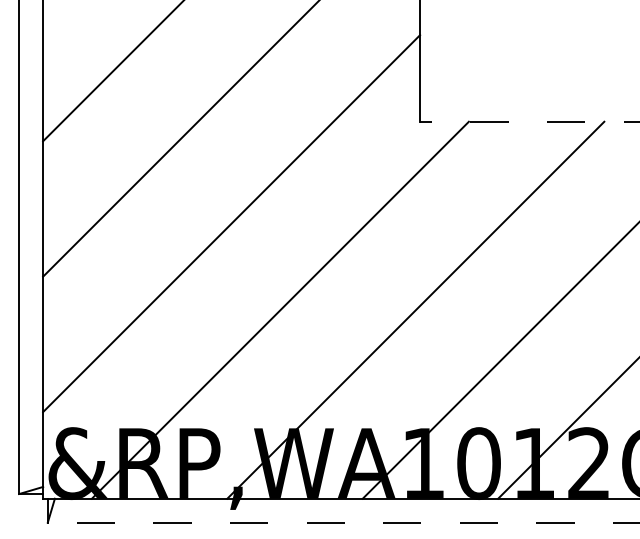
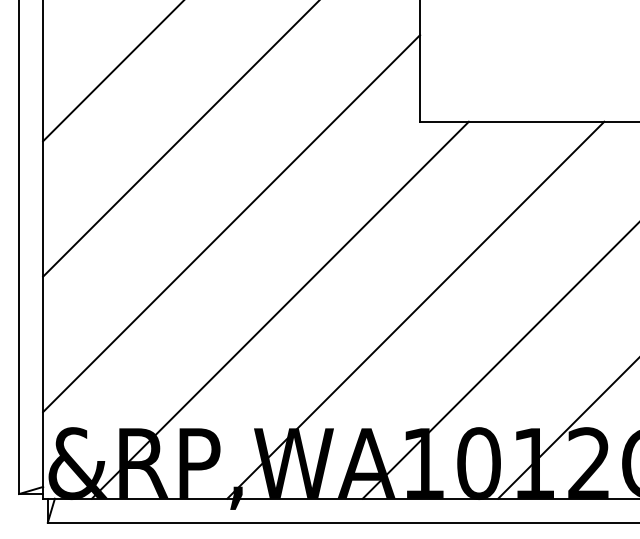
line: dashed -> solid (529, 121)
line: dashed -> solid (343, 522)
